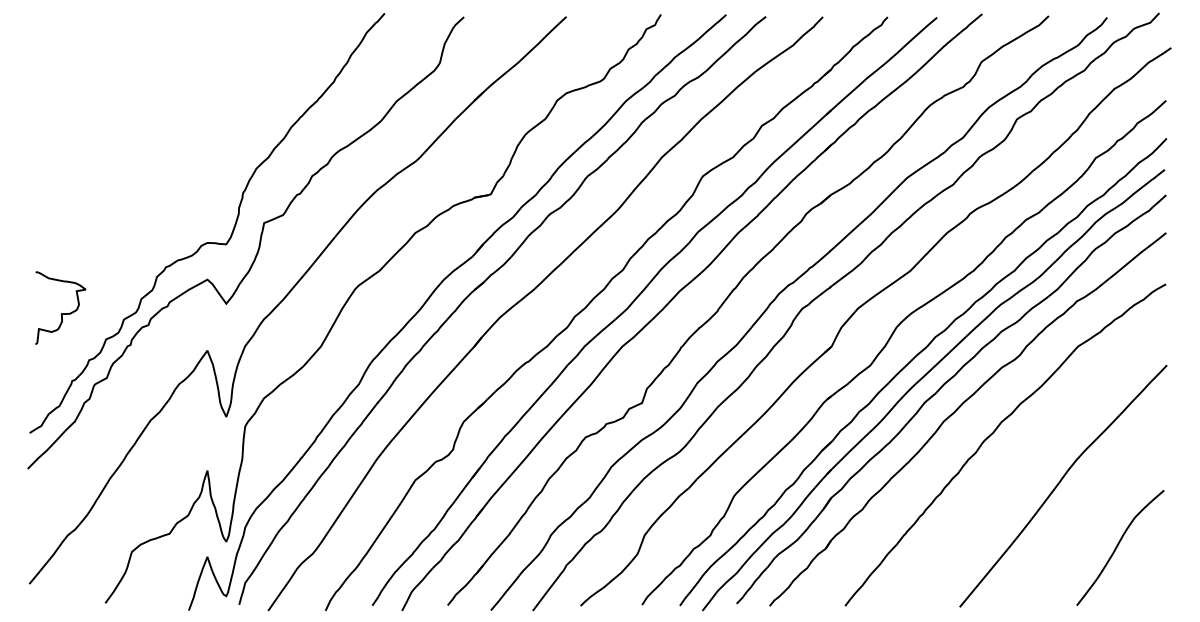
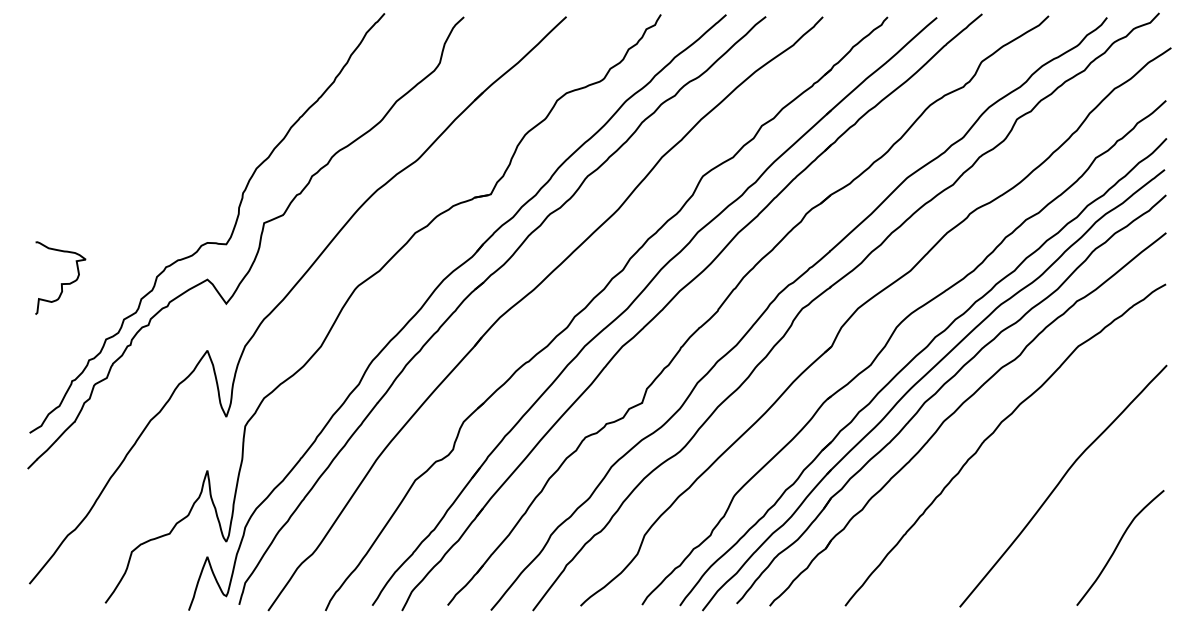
curve position: (60, 313) -> (60, 283) (60, 283)
